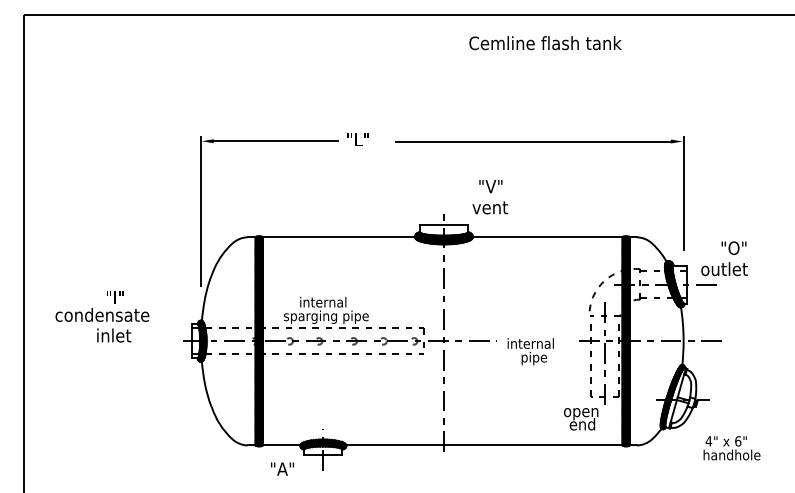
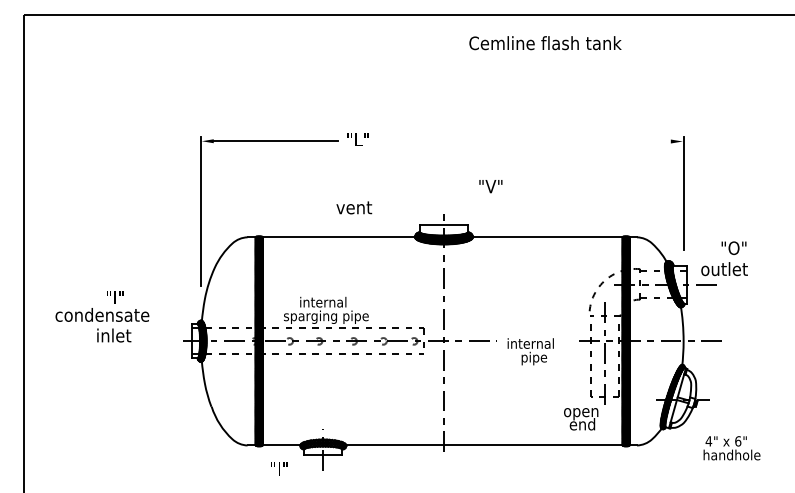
line: present -> none (533, 141)
text position: (490, 207) -> (354, 207) (354, 207)
text: "A" -> "I" (282, 468)
